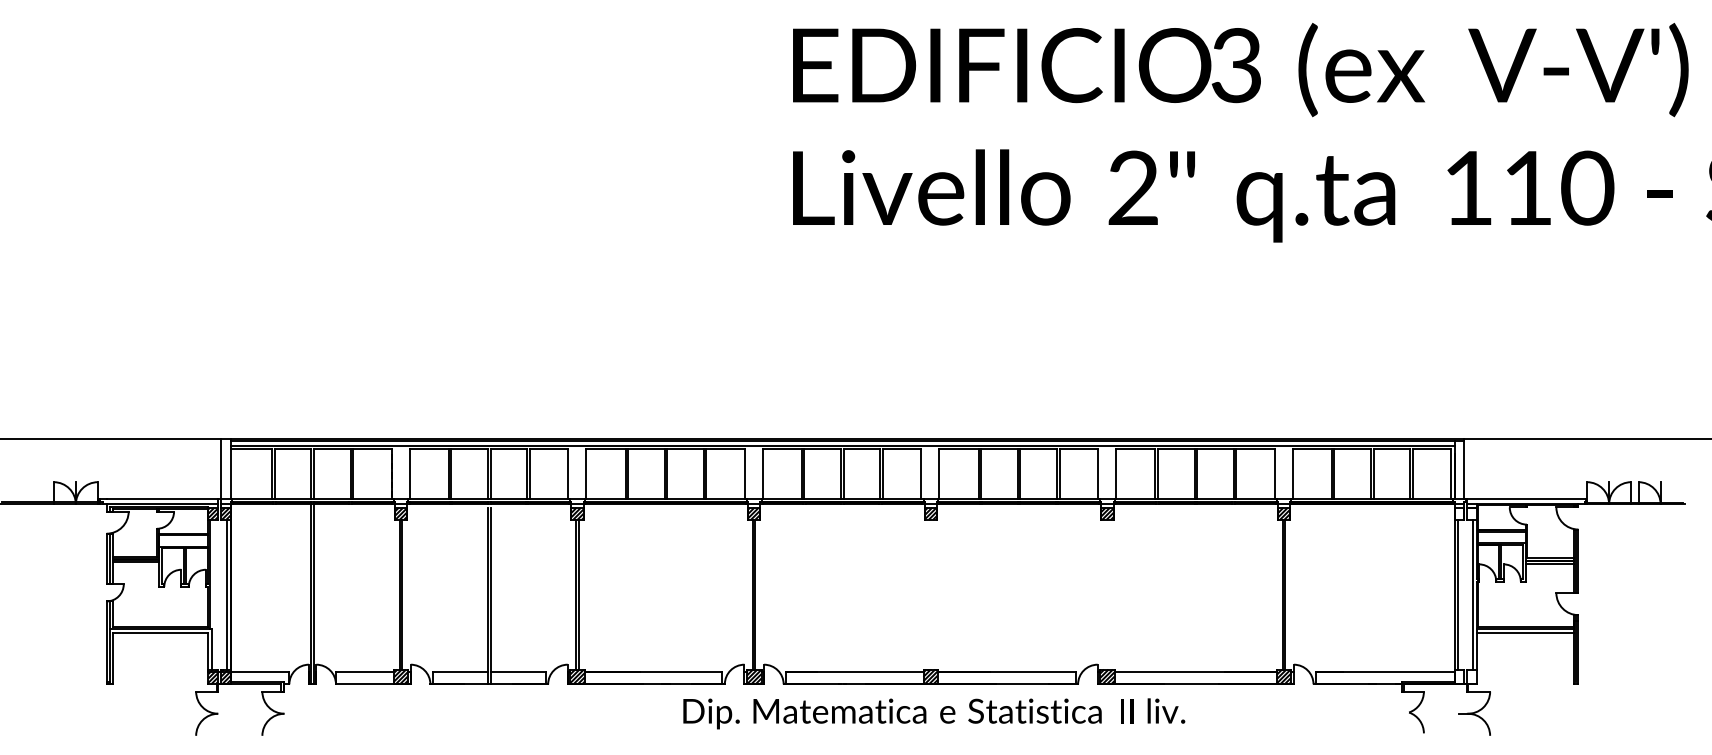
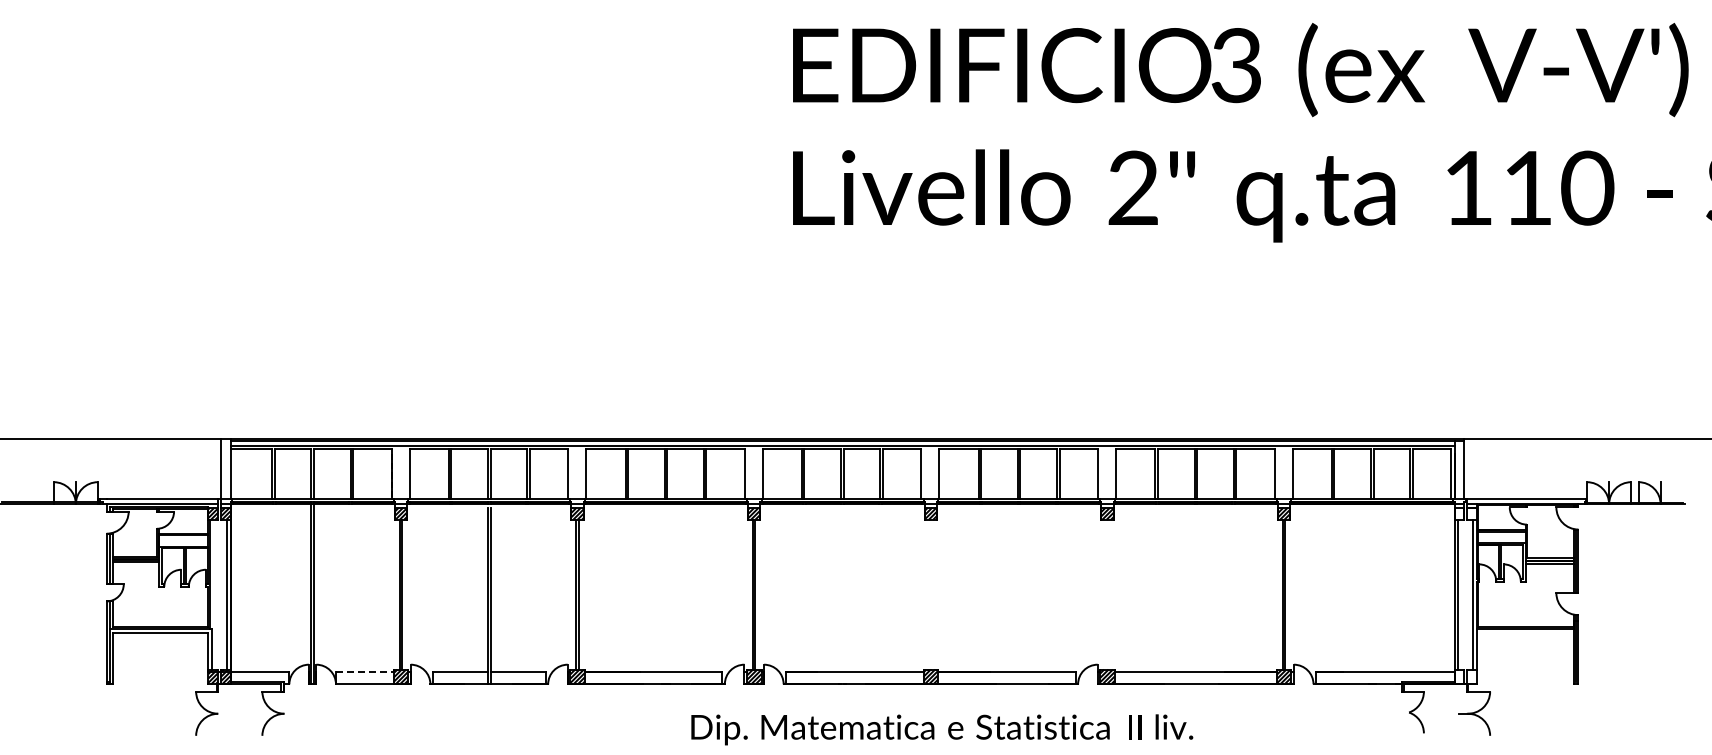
line: present -> none (1524, 633)
line: solid -> dashed (364, 672)
text position: (934, 713) -> (942, 729) (942, 729)
